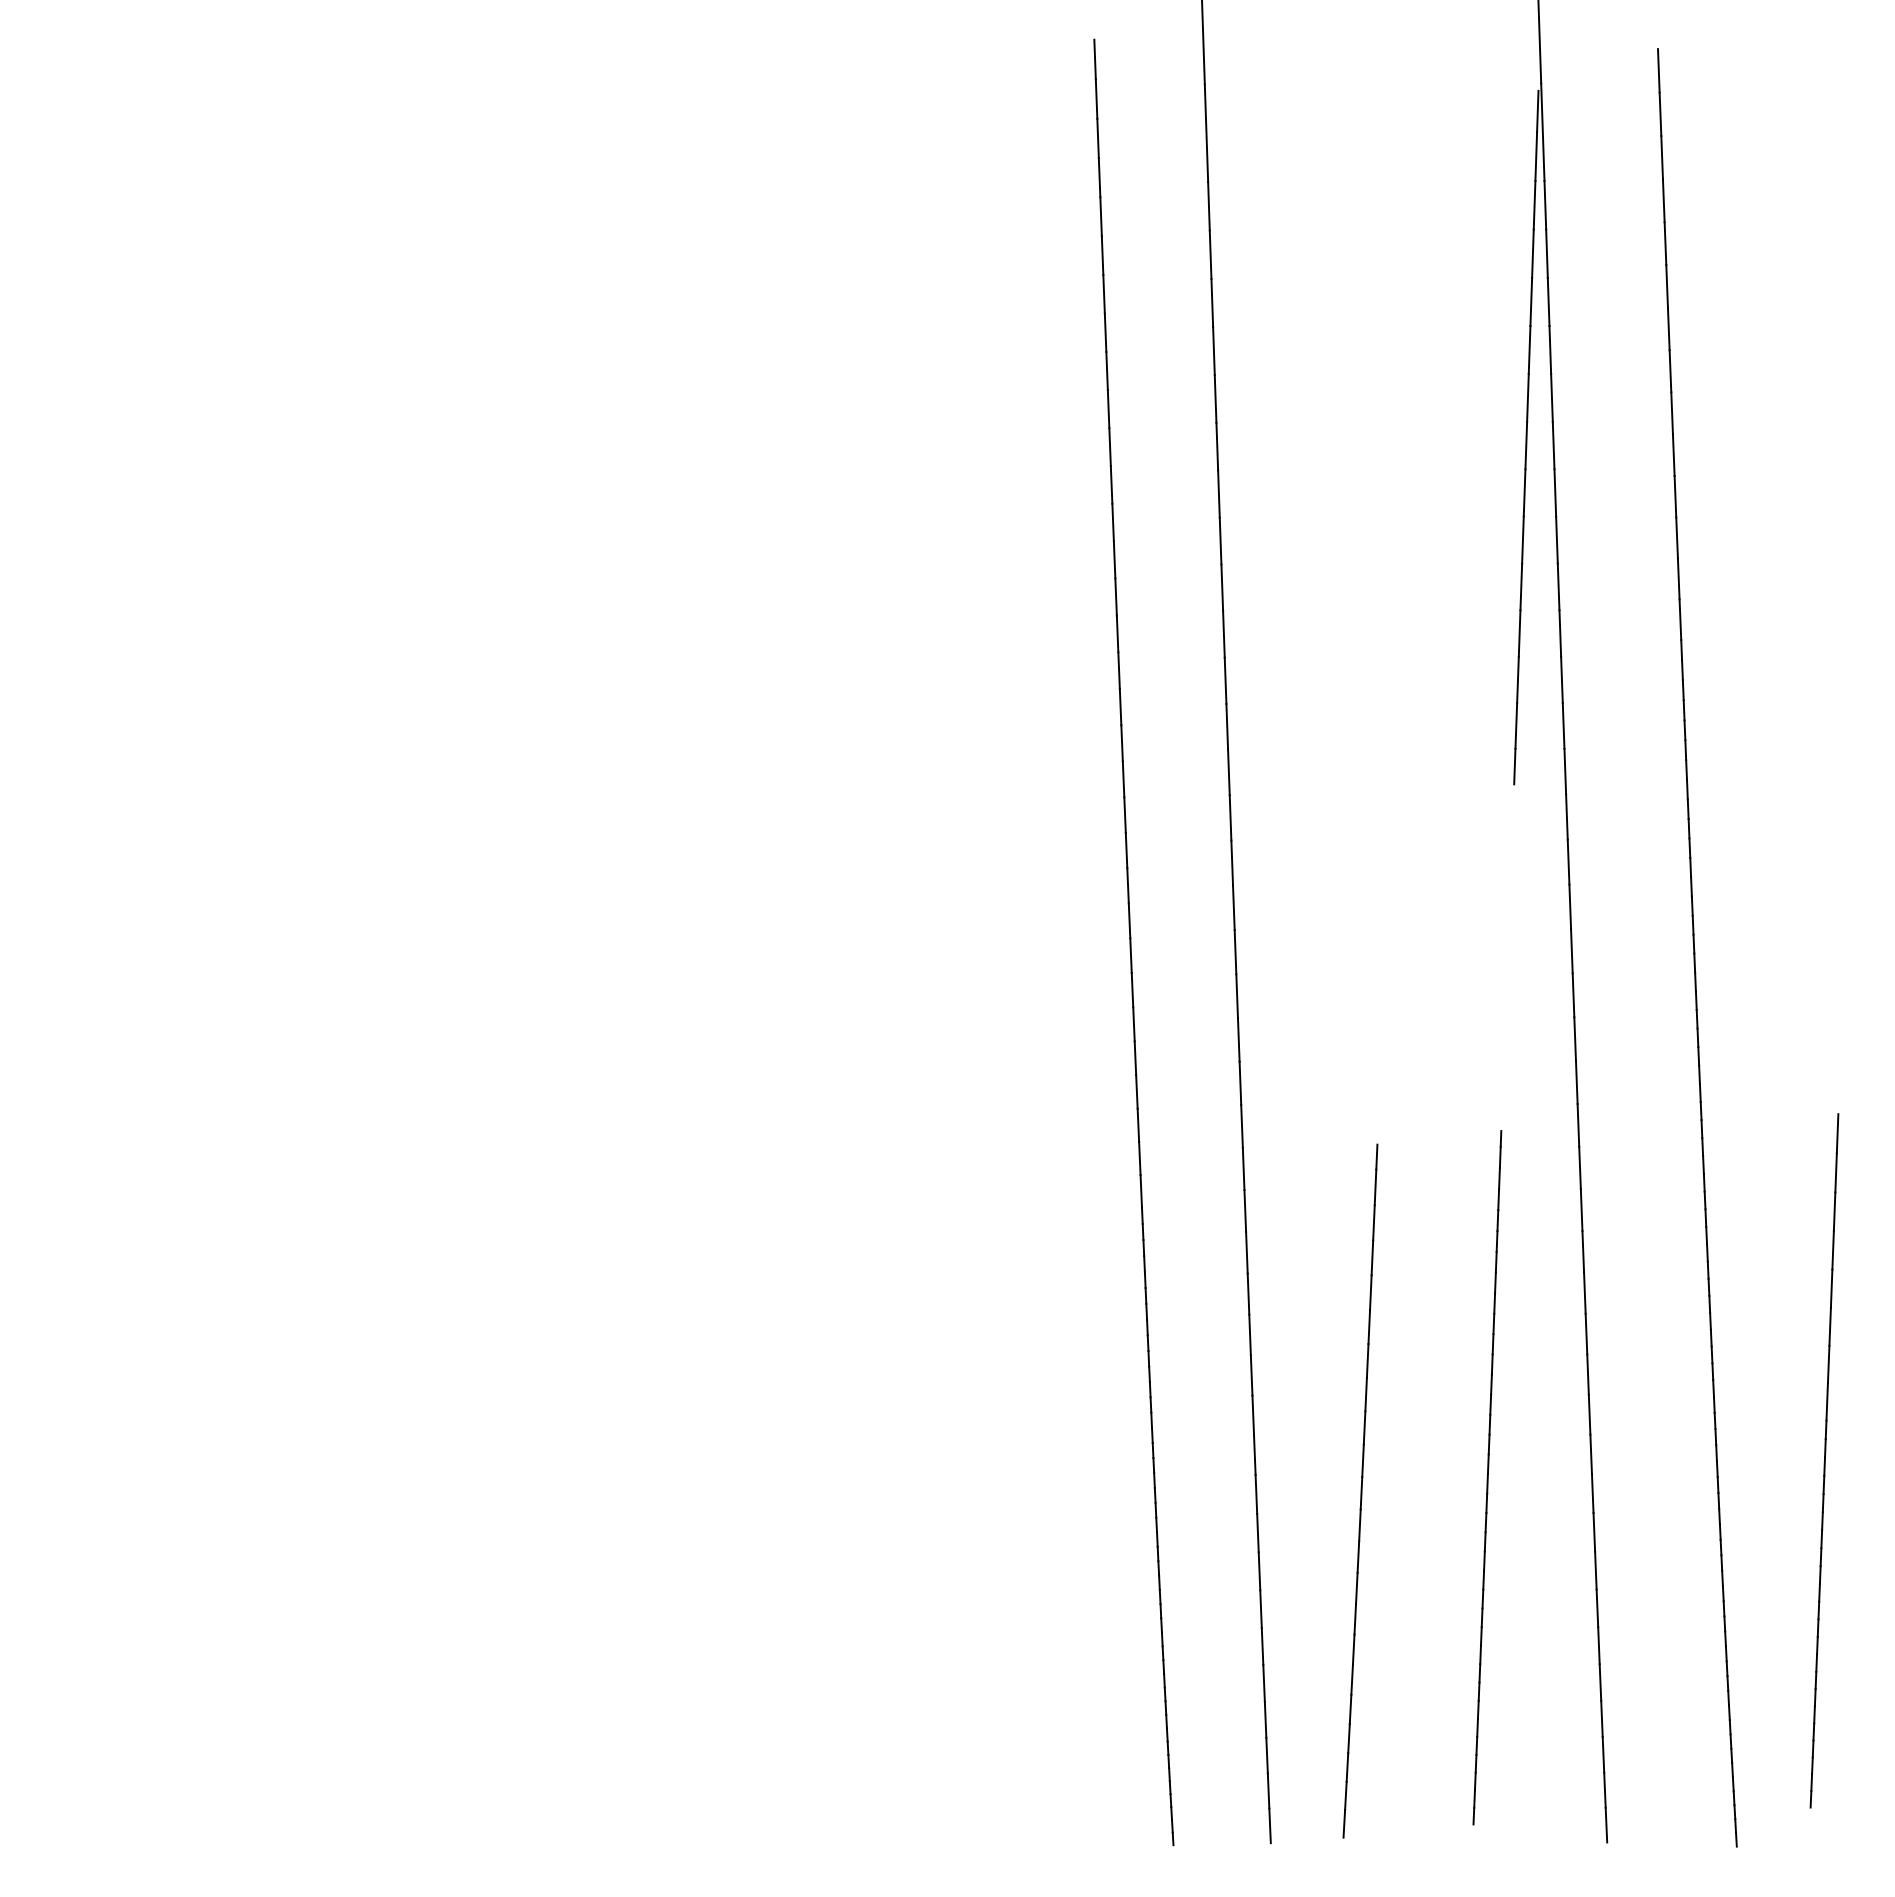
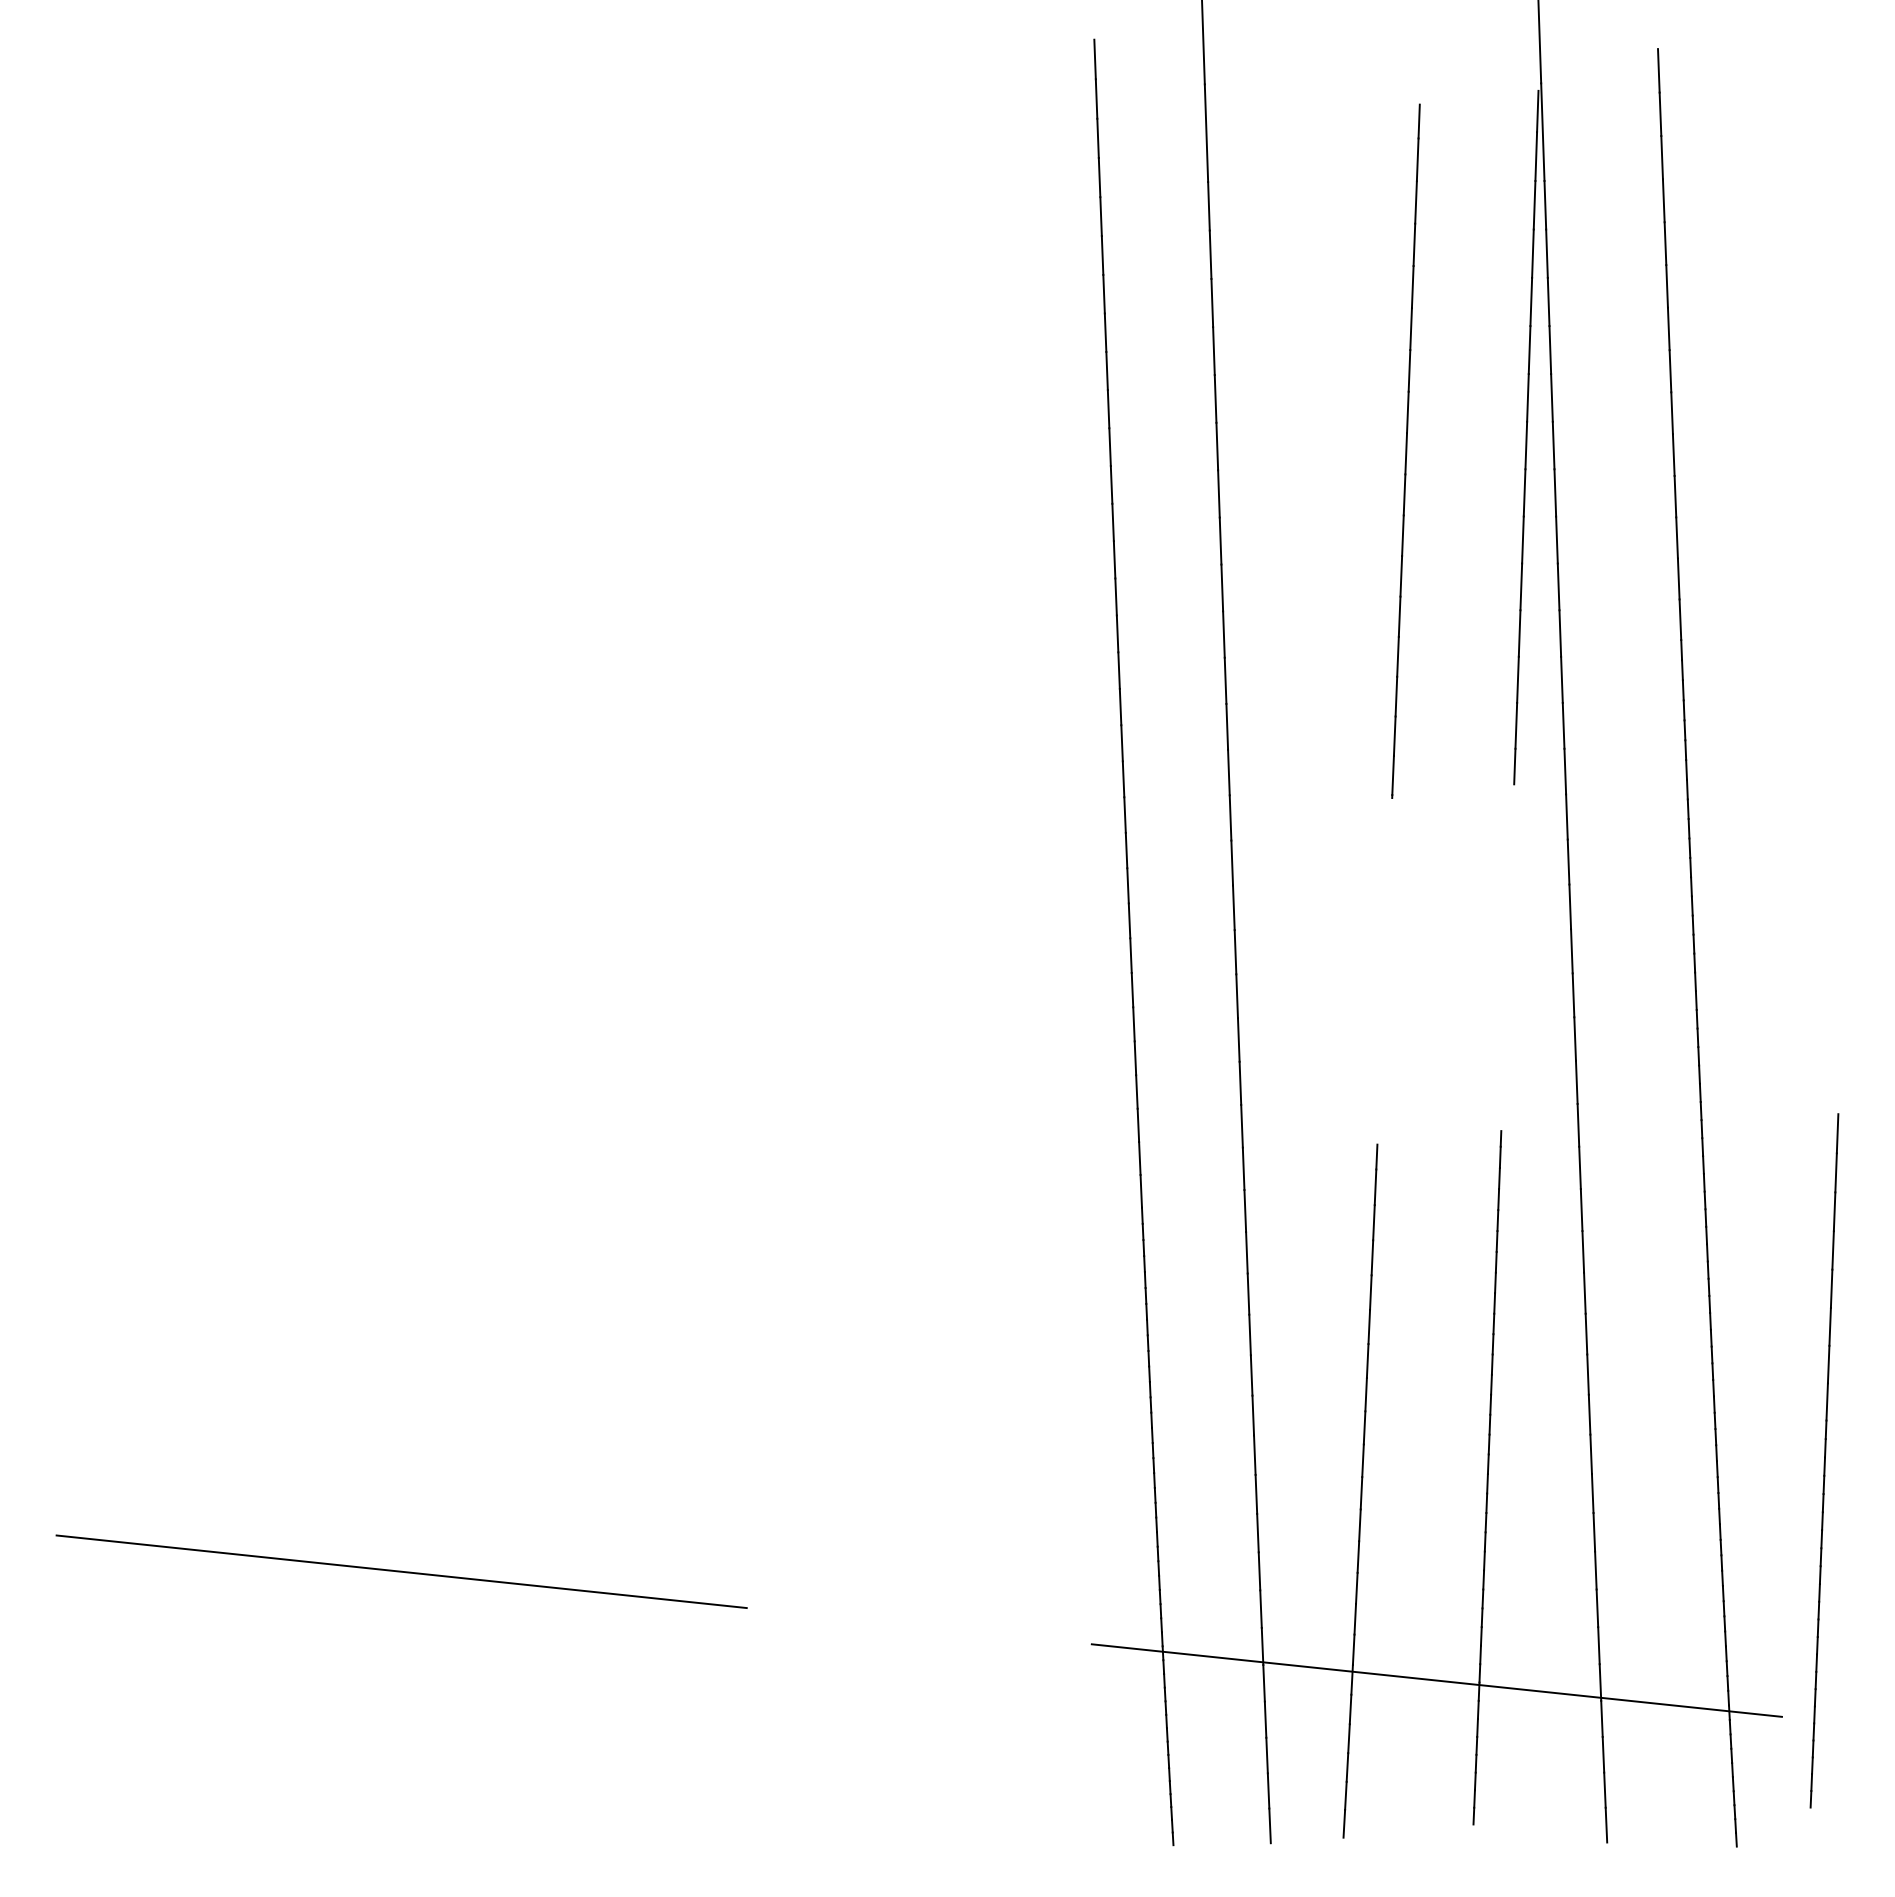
line: none -> present (1405, 450)
line: none -> present (401, 1571)
line: none -> present (1436, 1680)
